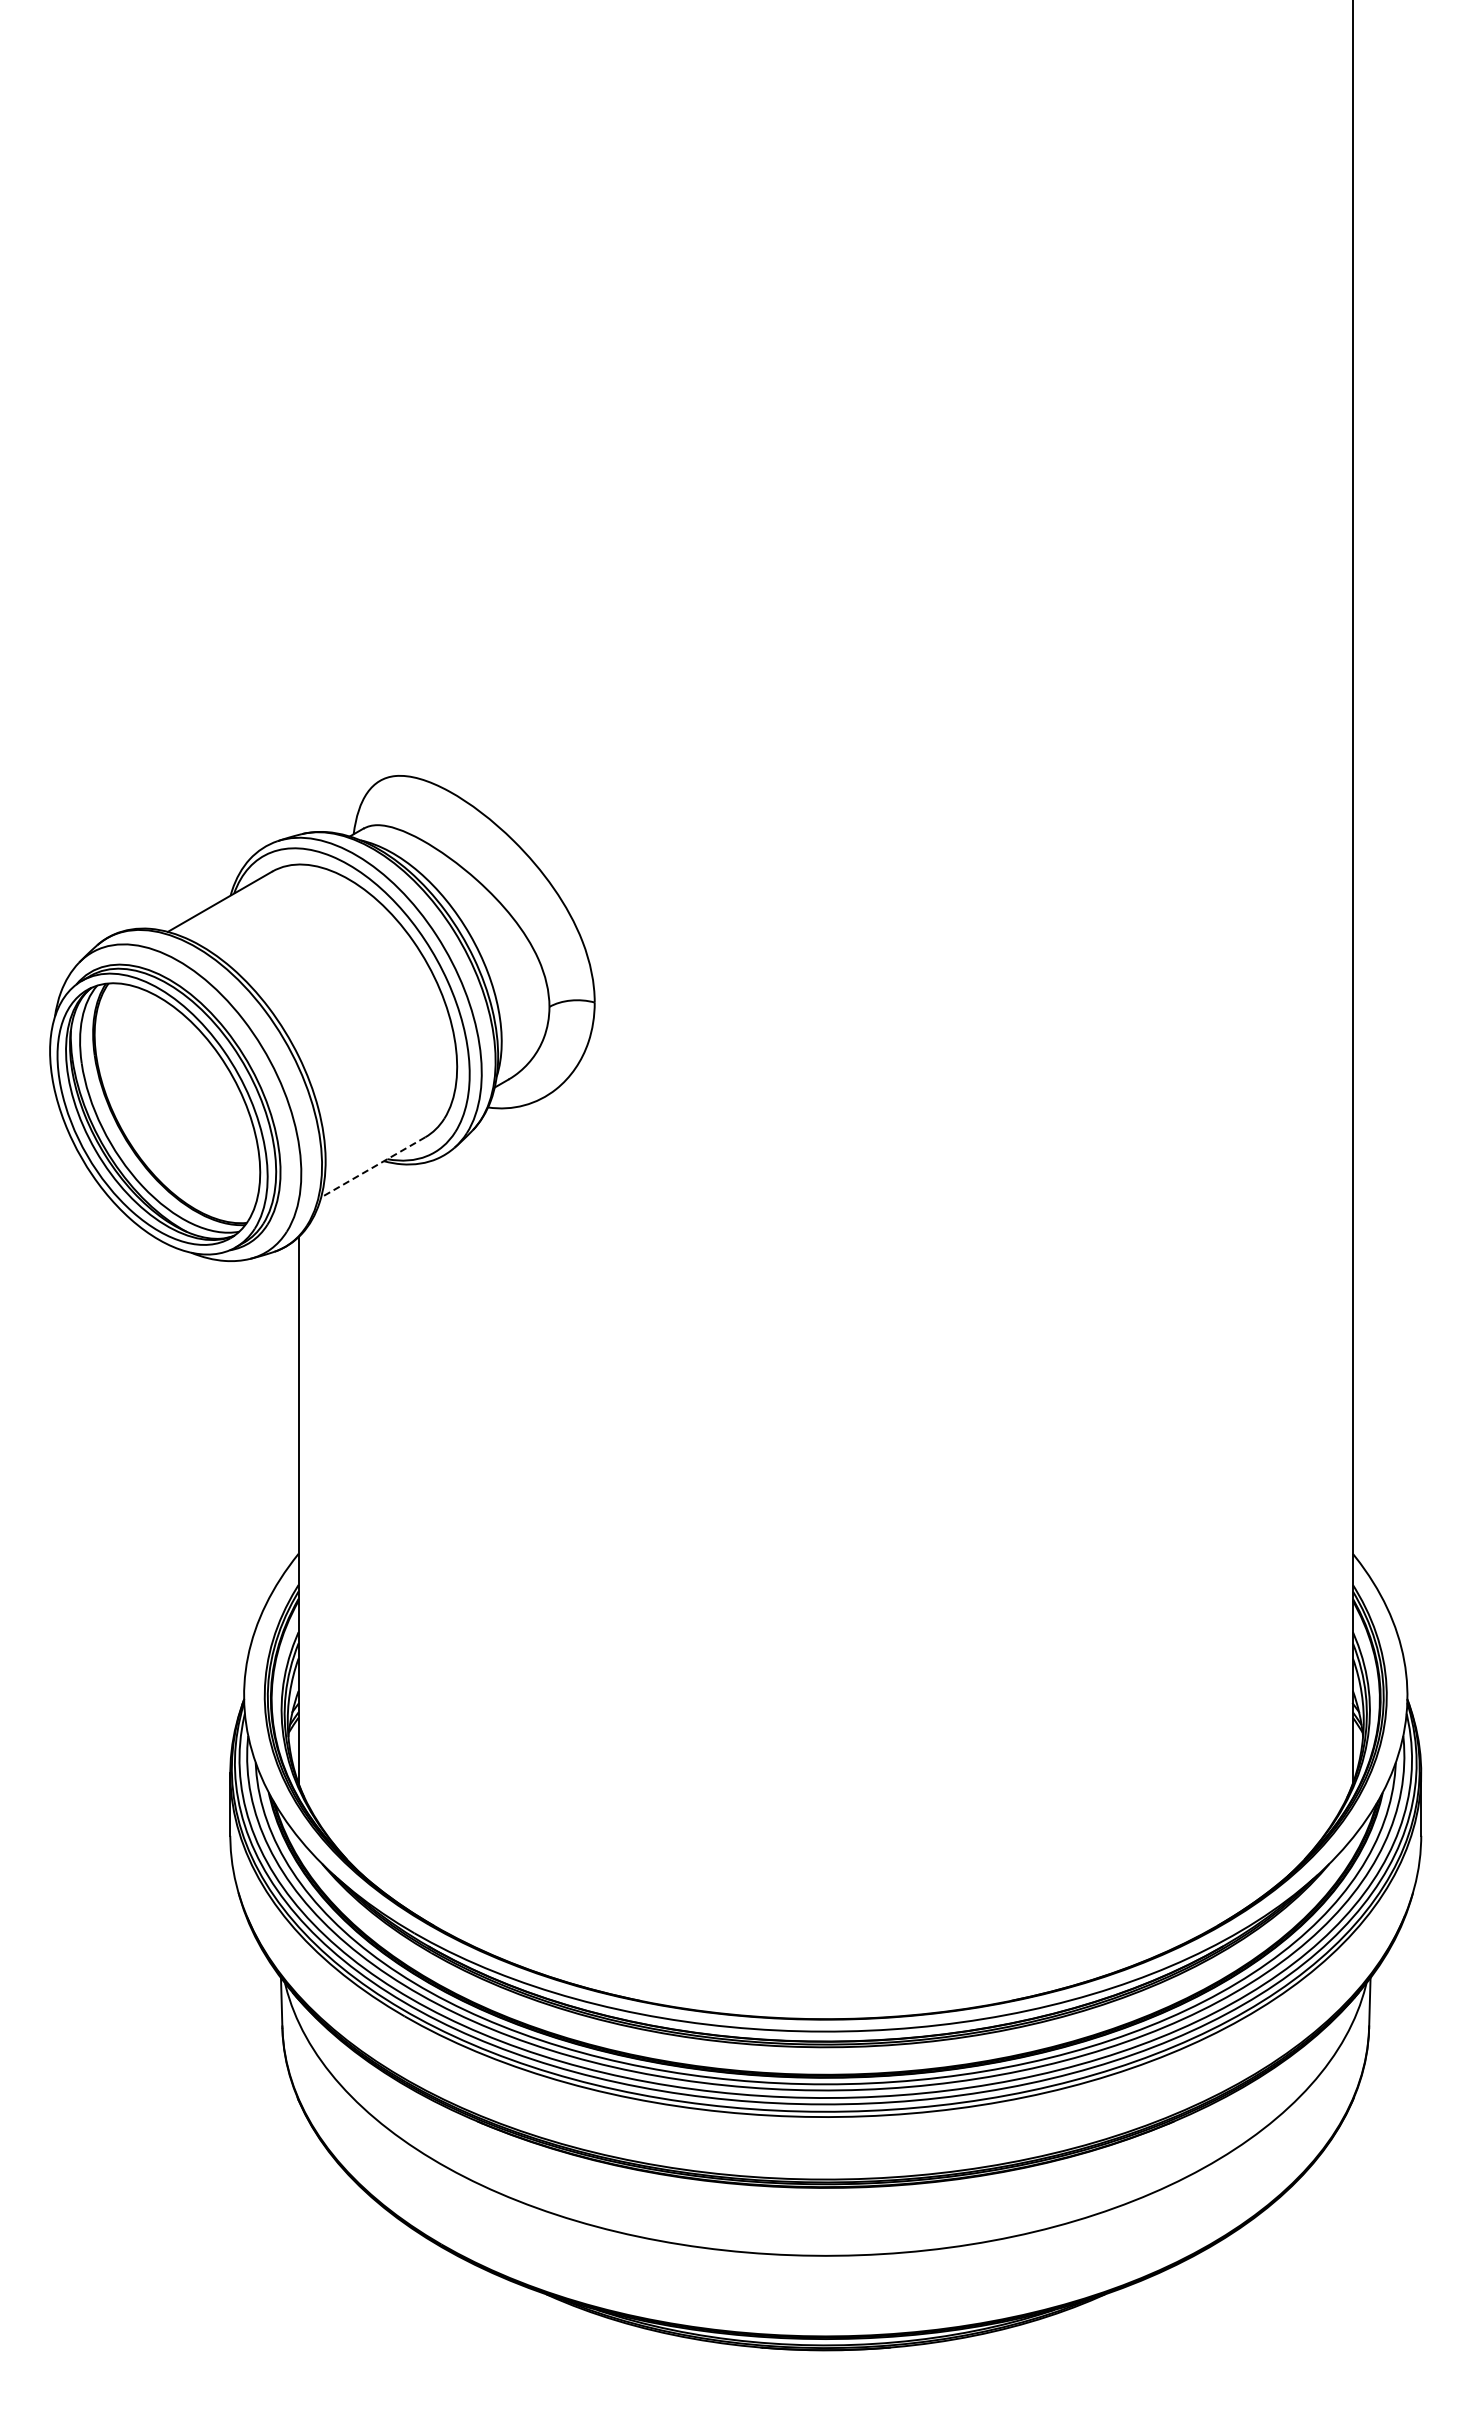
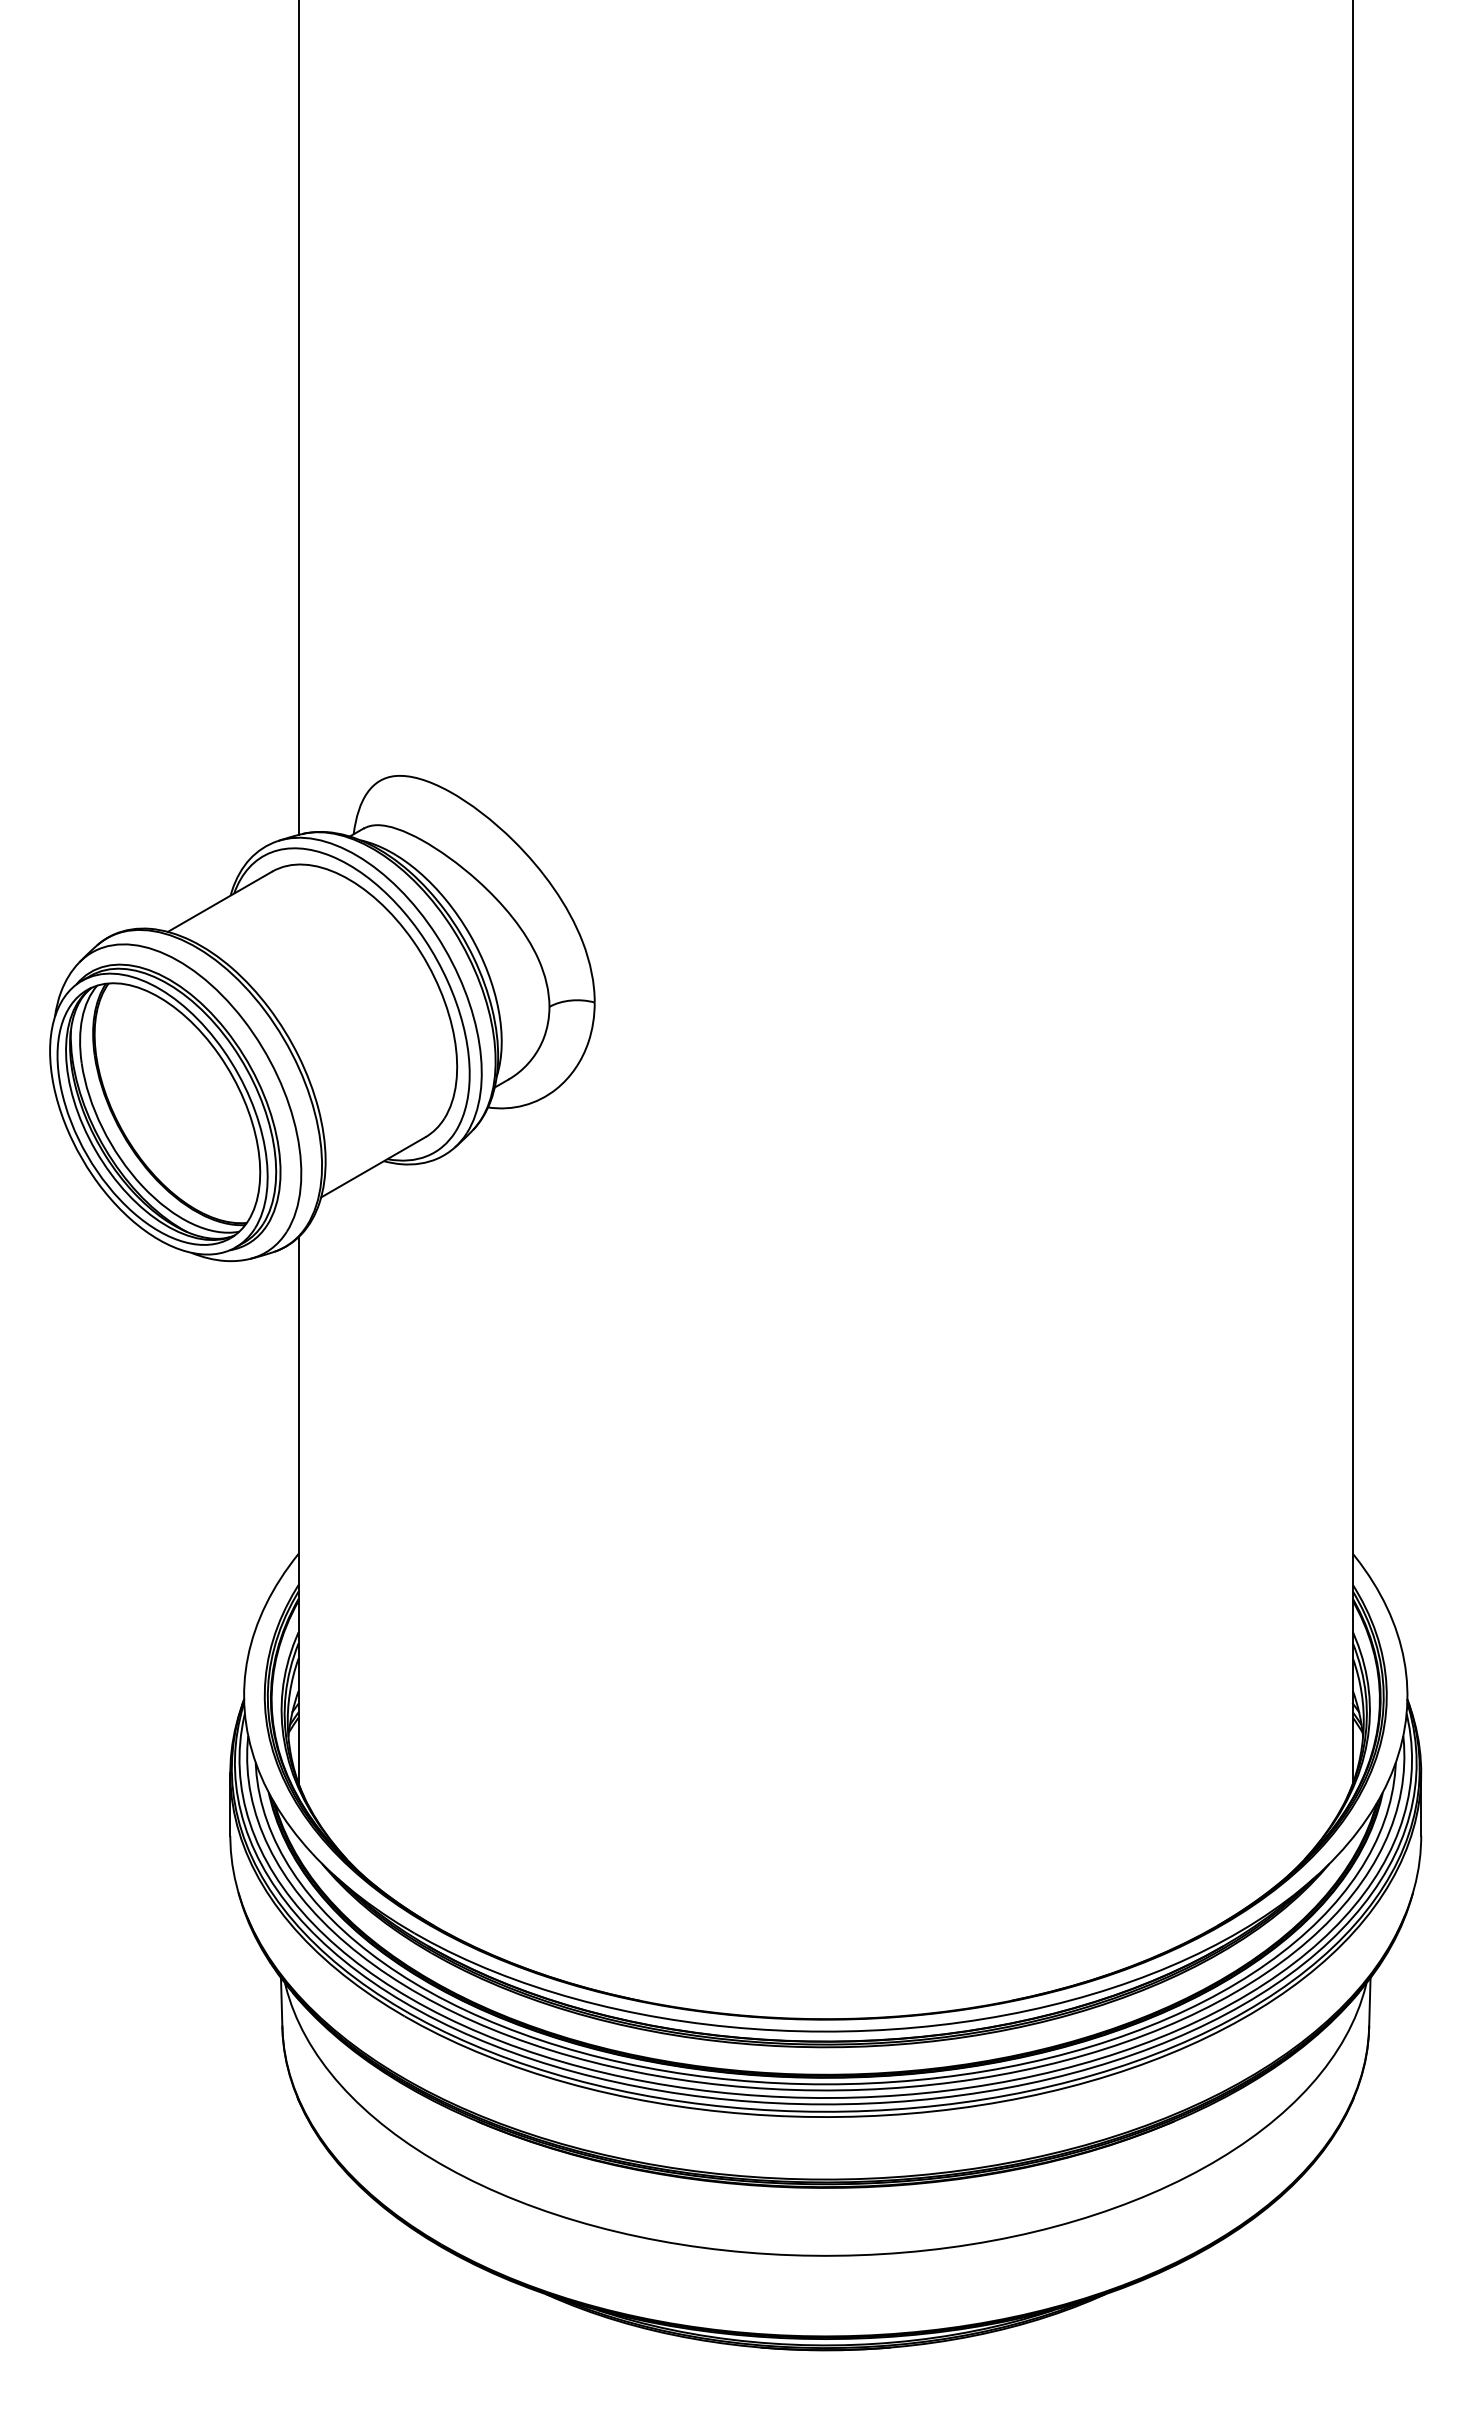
line: none -> present (298, 418)
line: dashed -> solid (372, 1167)
